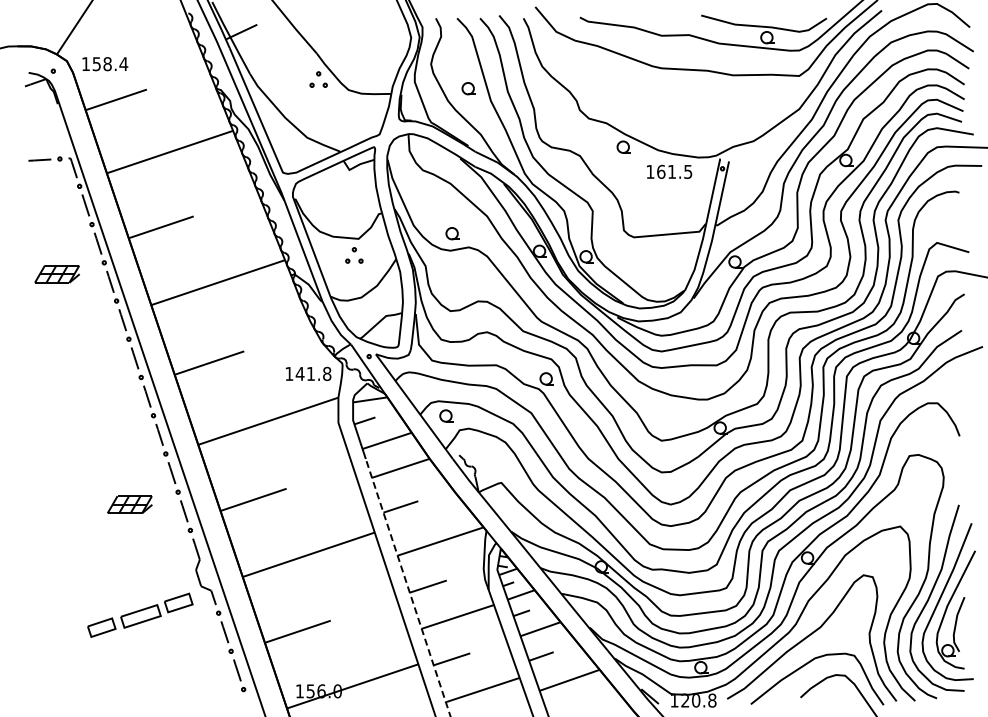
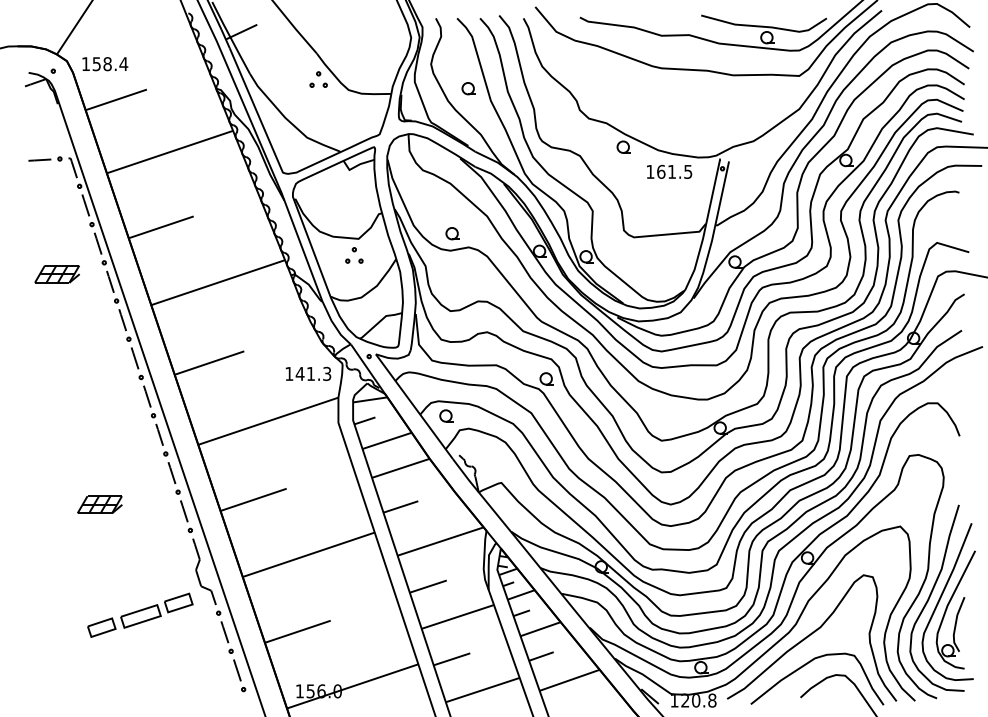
text: 141.8 -> 141.3 (327, 373)
part position: (129, 504) -> (99, 504) (99, 504)
line: dashed -> solid (408, 587)
